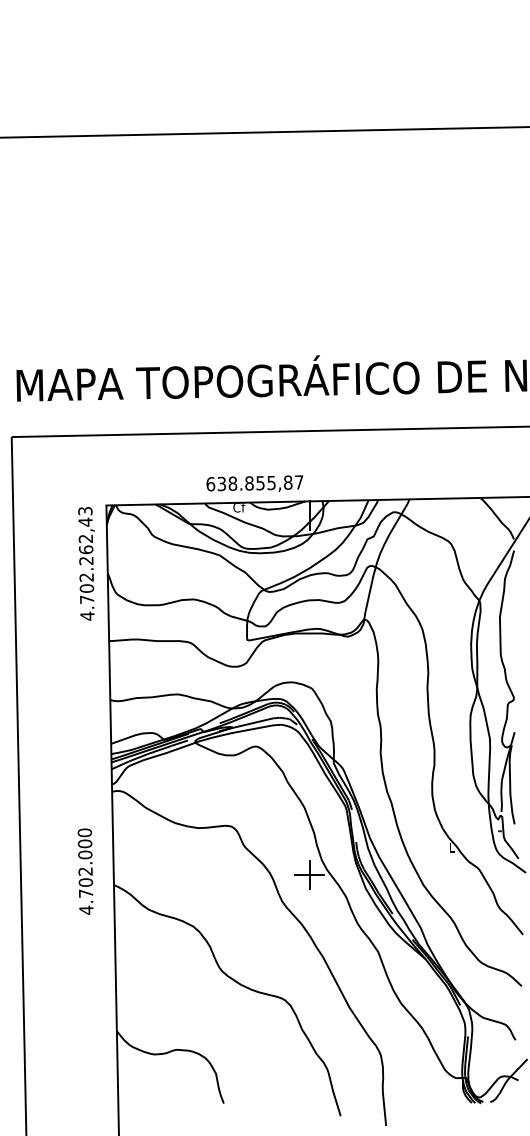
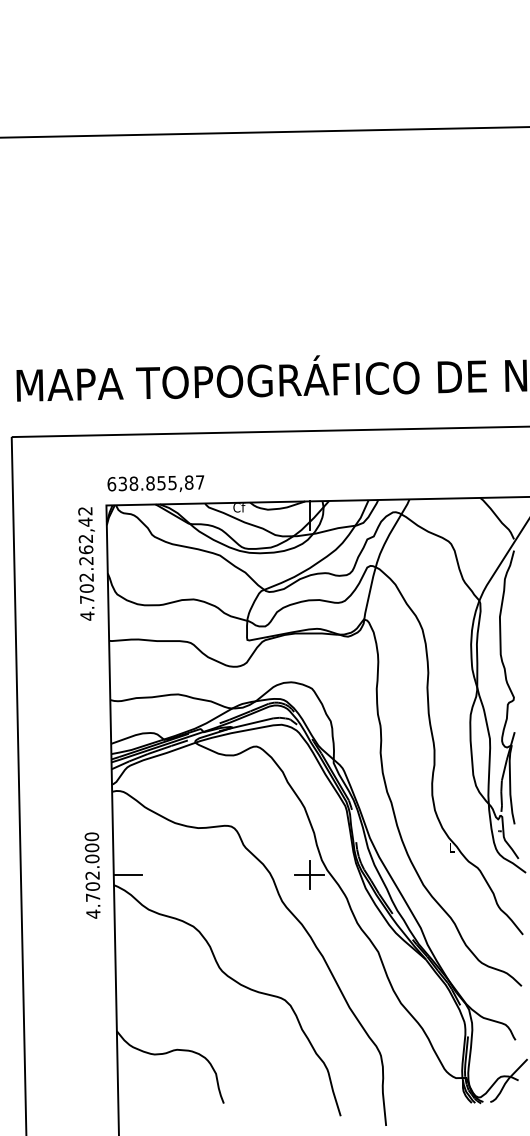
text position: (254, 483) -> (155, 483) (155, 483)
text: 4.702.262,43 -> 4.702.262,42 (85, 511)
text position: (85, 871) -> (92, 875) (92, 875)
line: none -> present (127, 875)
